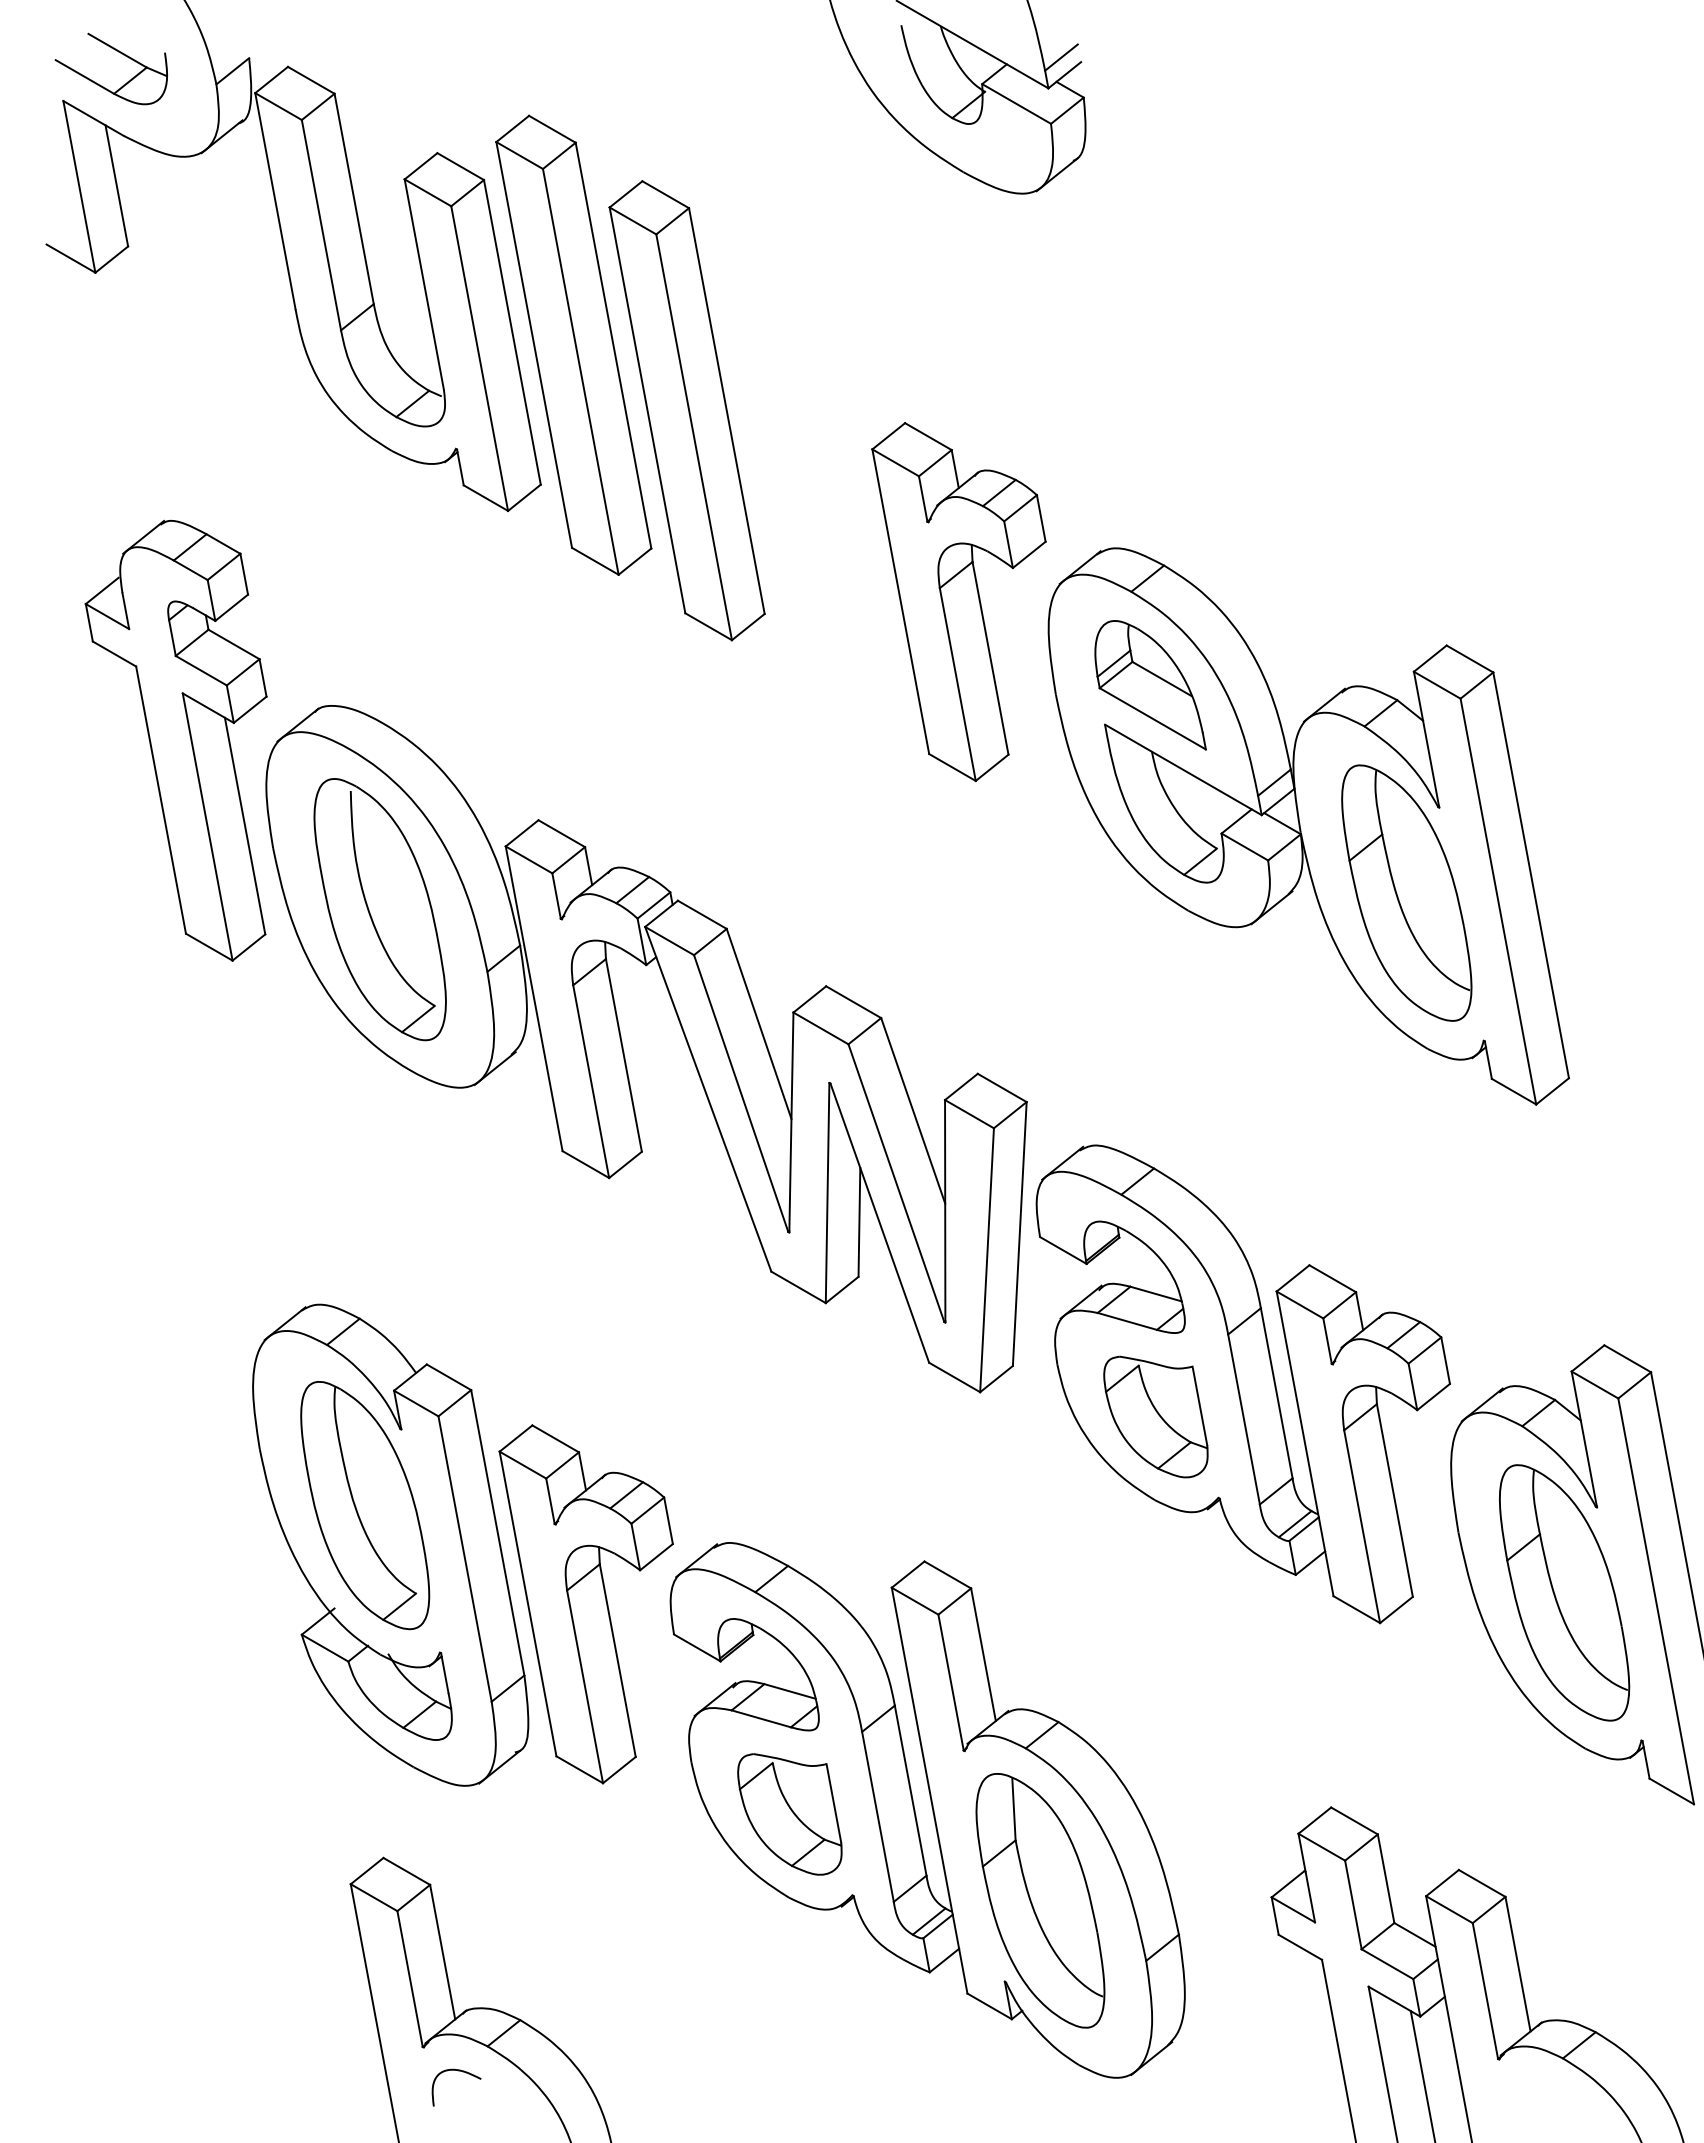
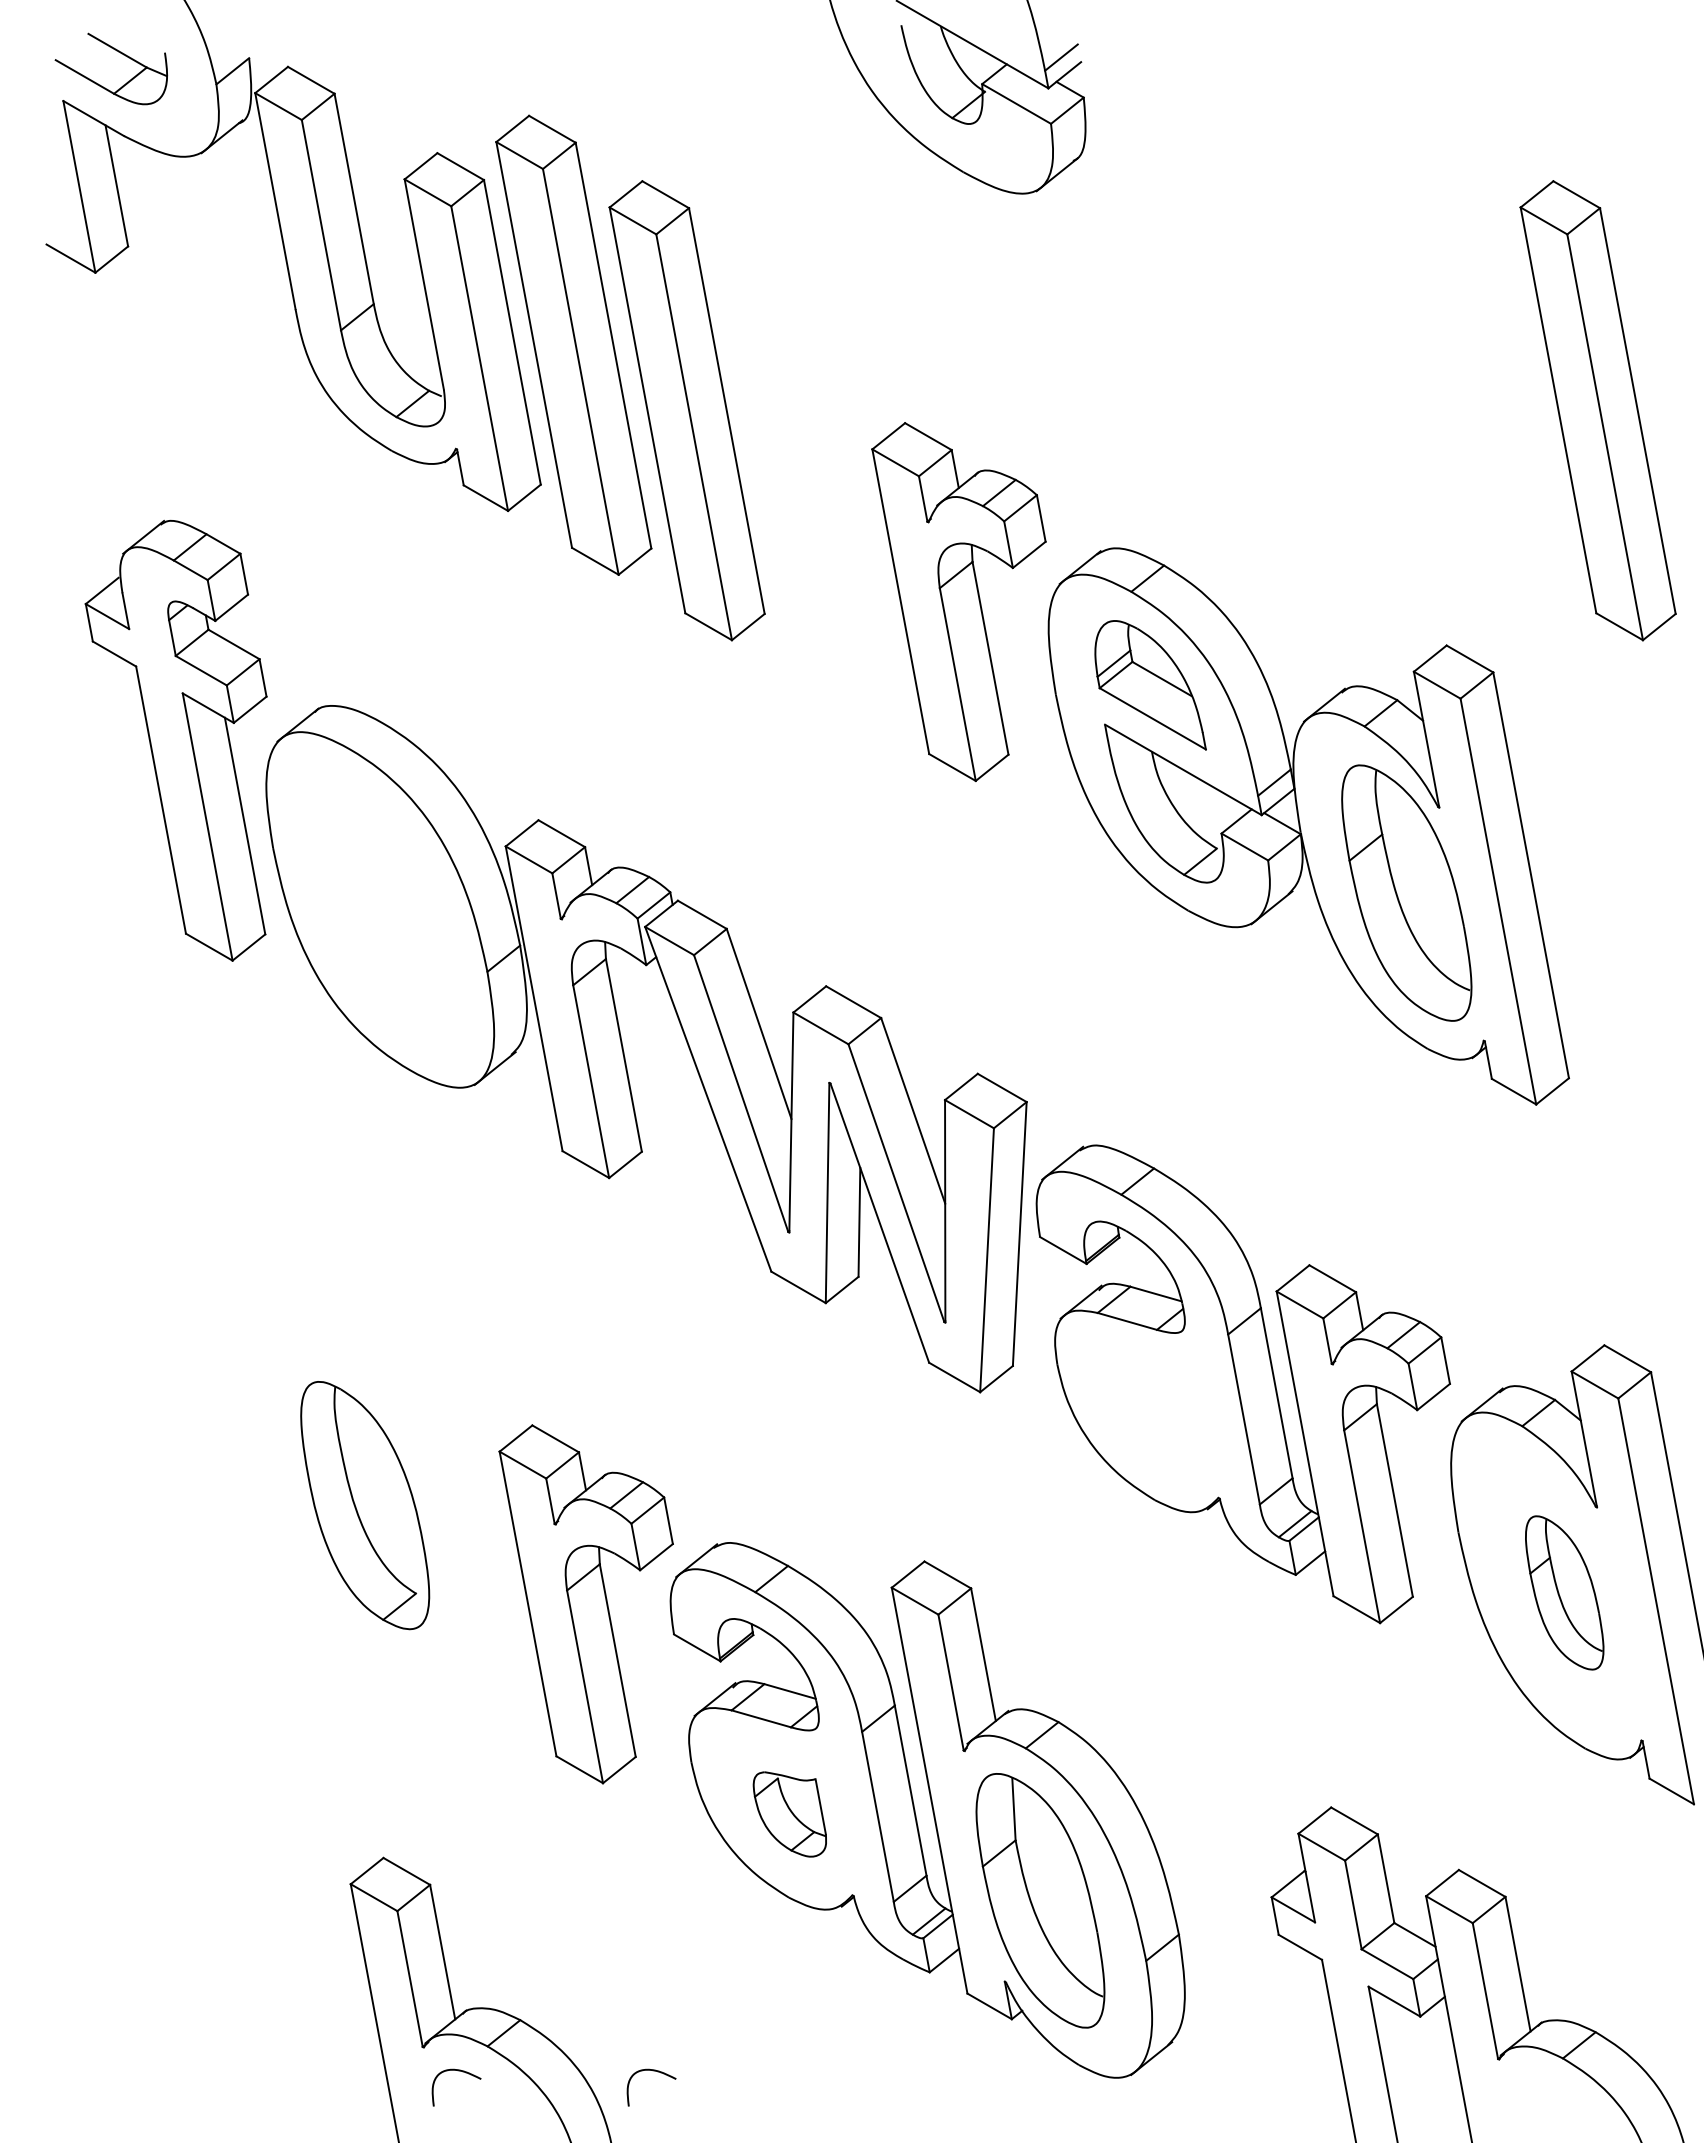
part: none -> present (1597, 410)
part: present -> none (379, 909)
part: present -> none (1155, 1416)
part: present -> none (390, 1544)
part size: 132x258 px -> 80x156 px (1564, 1592)
part size: 106x123 px -> 75x87 px (789, 1814)
curve: none -> present (653, 2071)
line: present -> none (1422, 2075)
